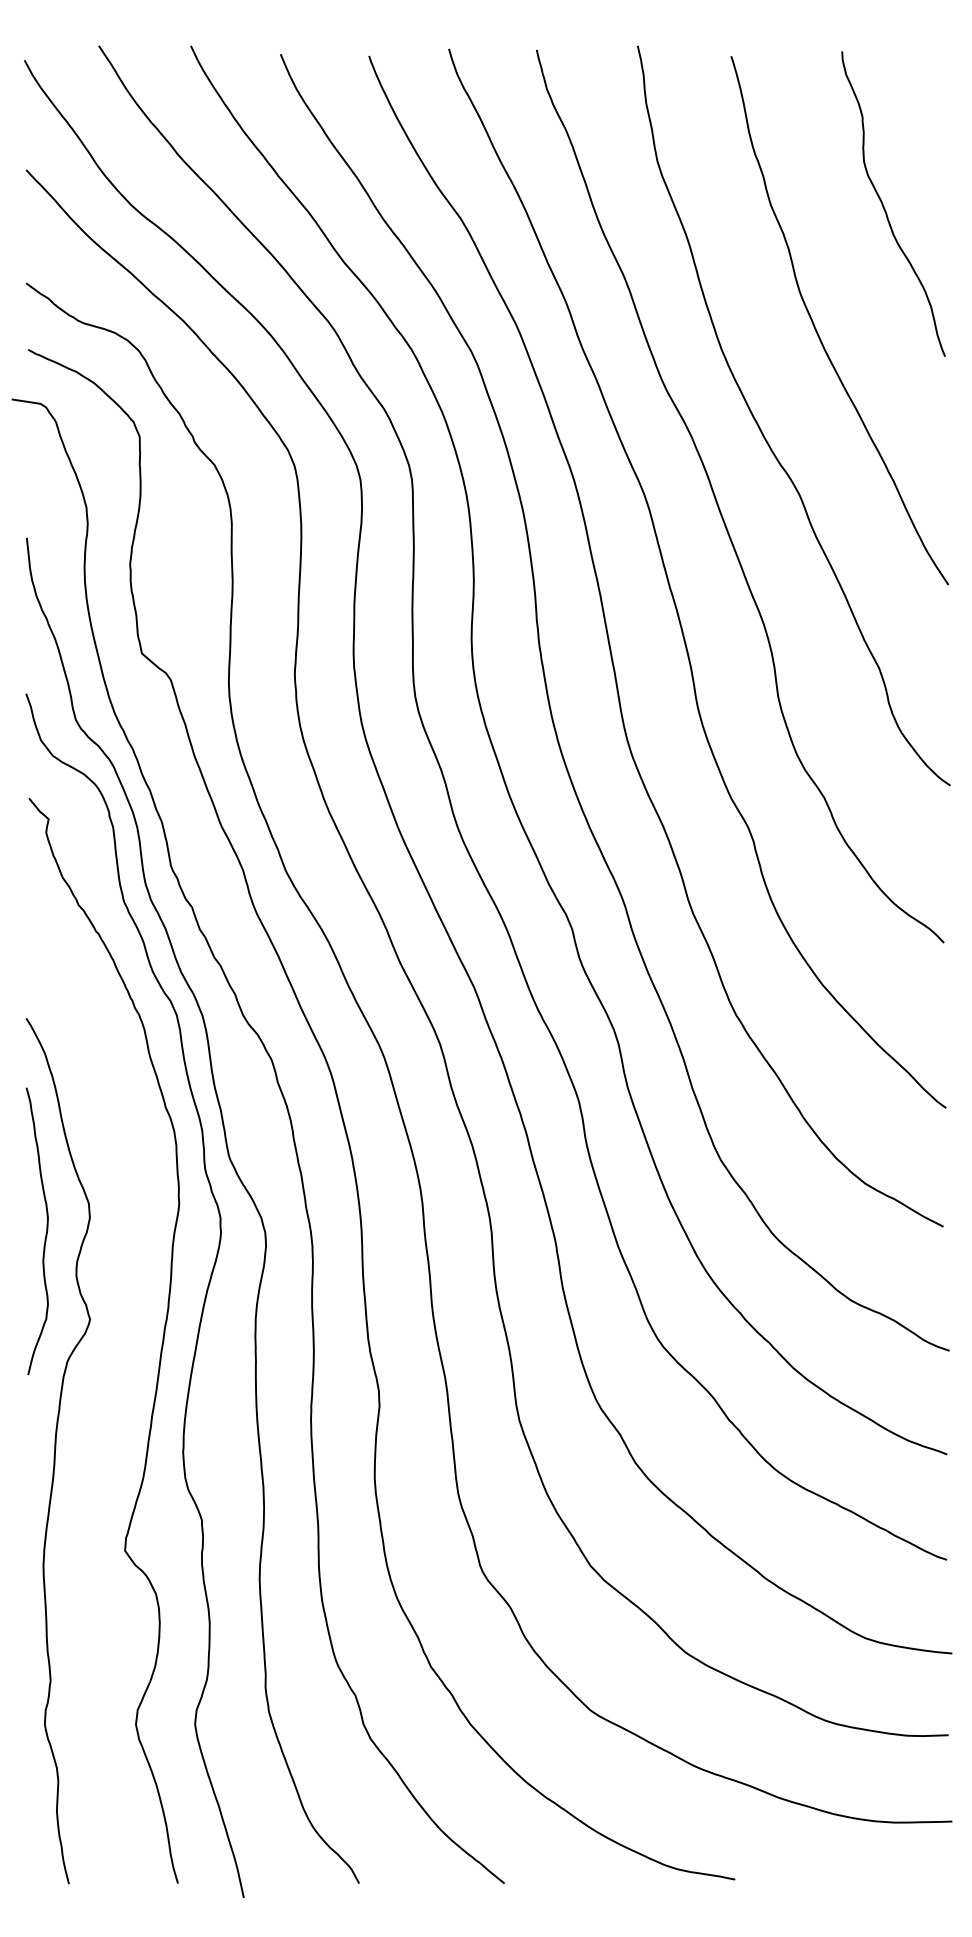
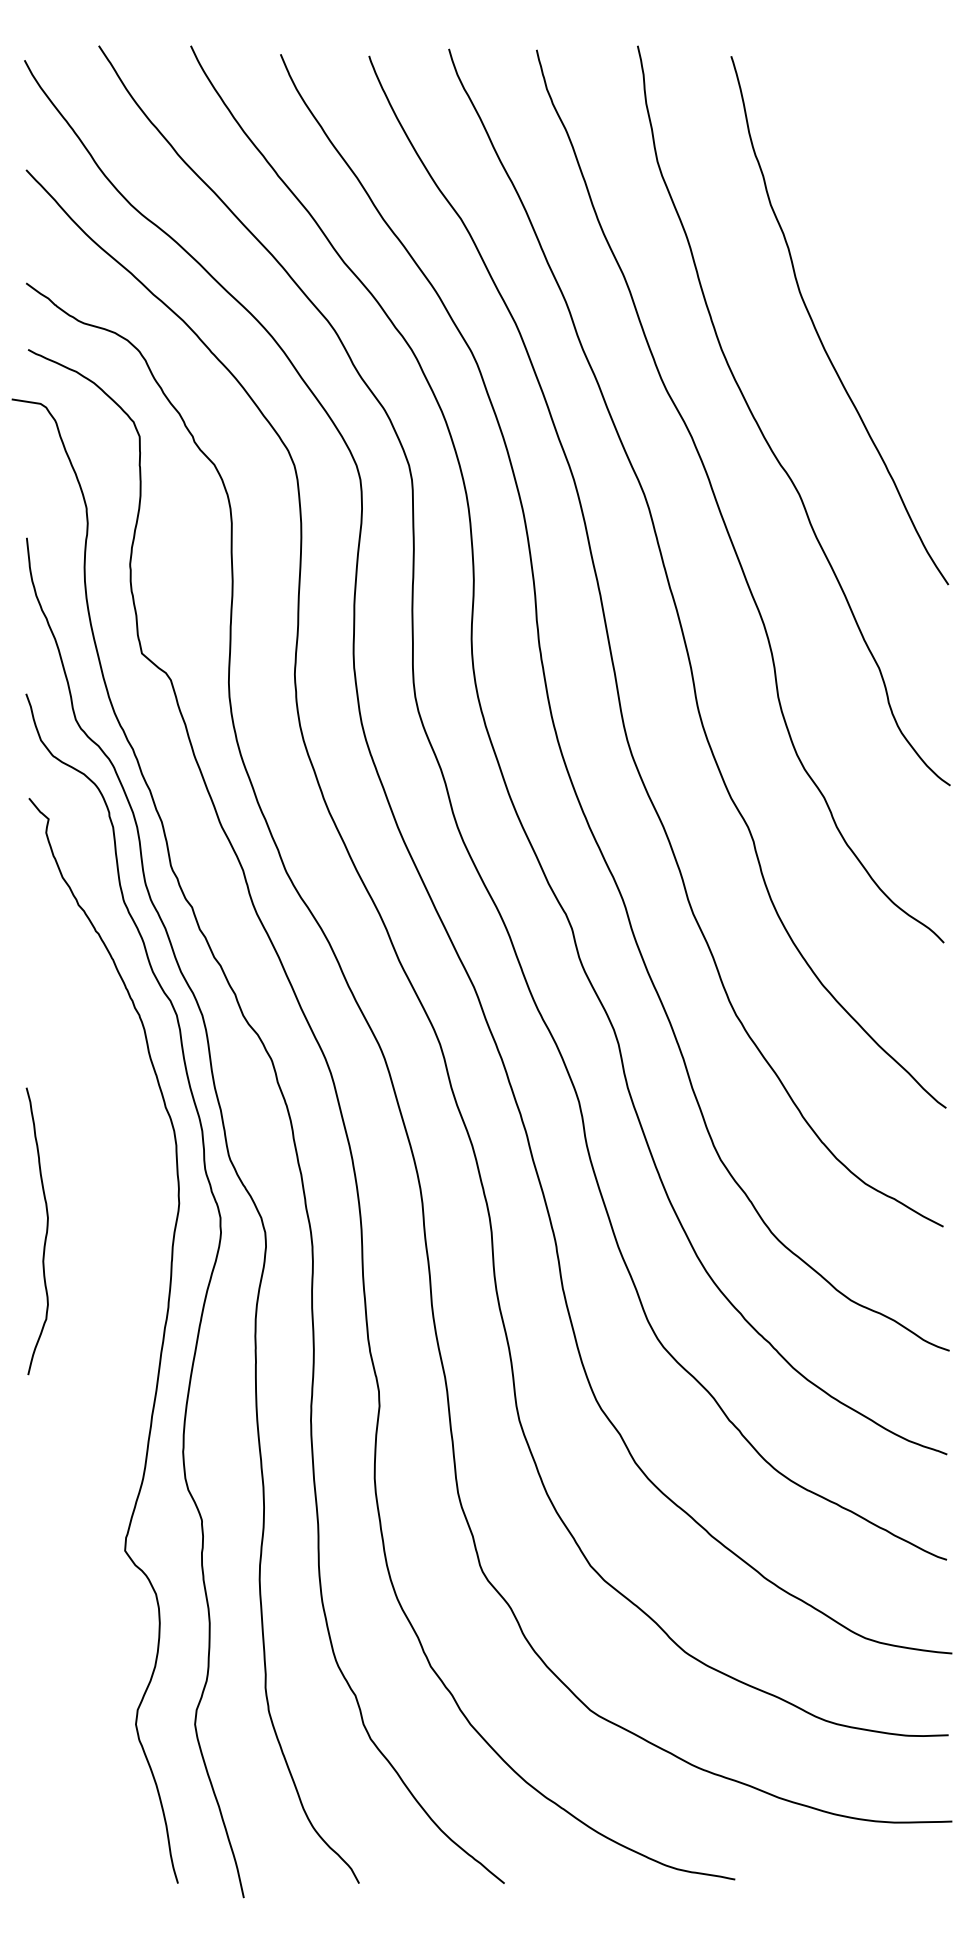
curve: present -> none (885, 208)
curve: present -> none (55, 1451)
